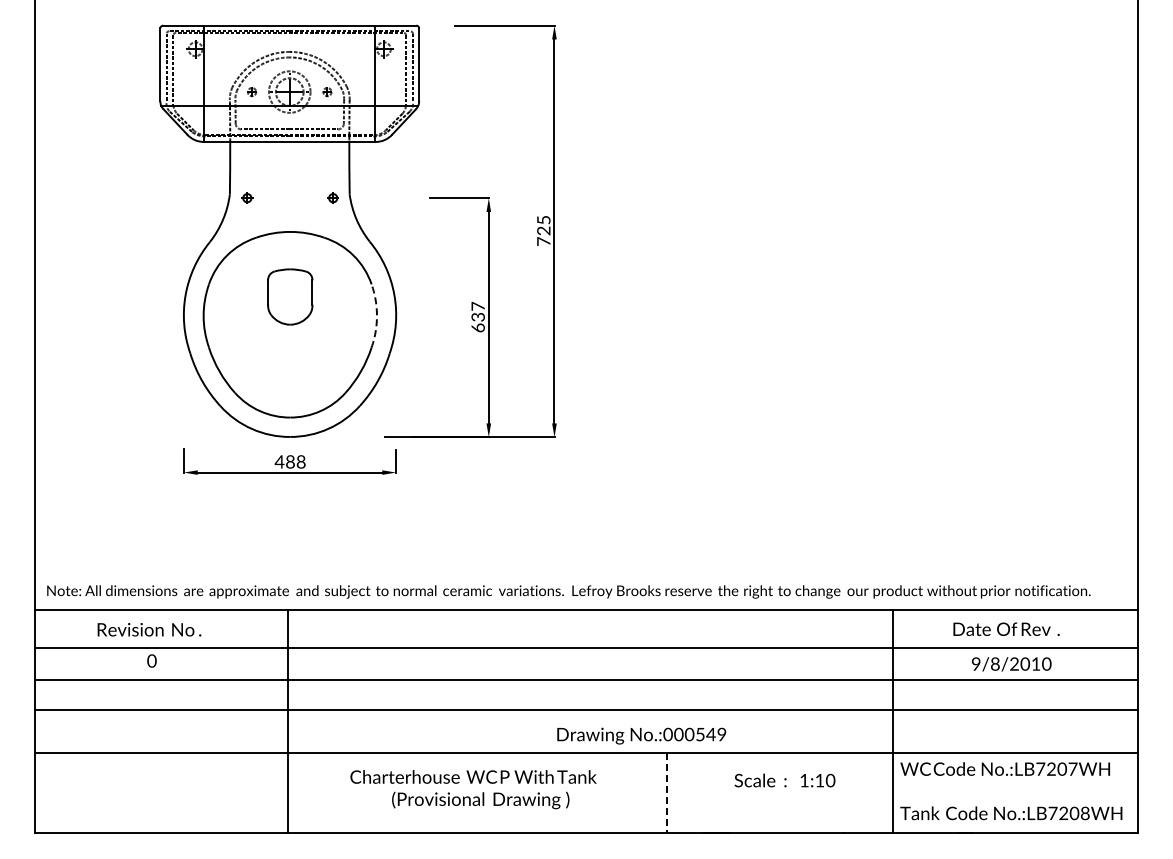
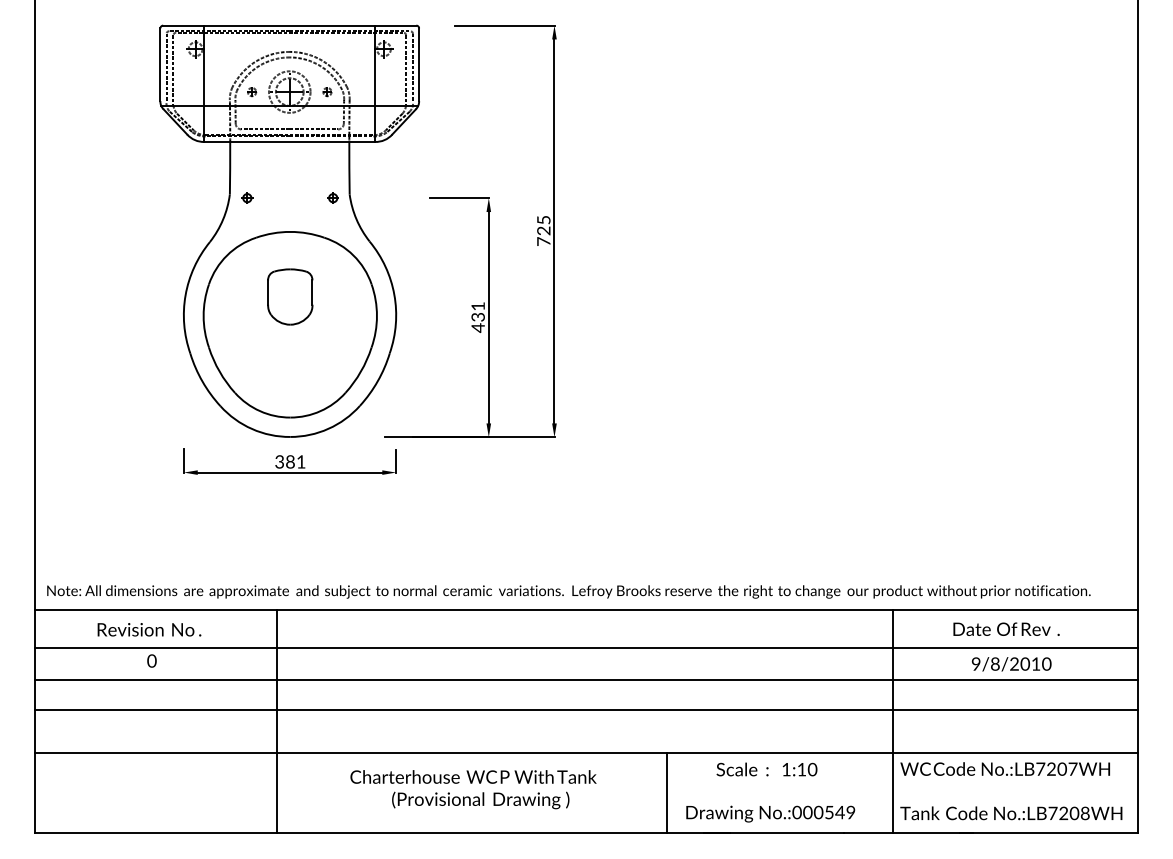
arc: dashed -> solid (376, 316)
text: 637 -> 431 (477, 316)
text: 488 -> 381 (289, 461)
line position: (287, 721) -> (276, 721) (276, 721)
text position: (641, 735) -> (770, 813) (770, 813)
text position: (784, 780) -> (766, 769) (766, 769)
line: dashed -> solid (666, 793)
